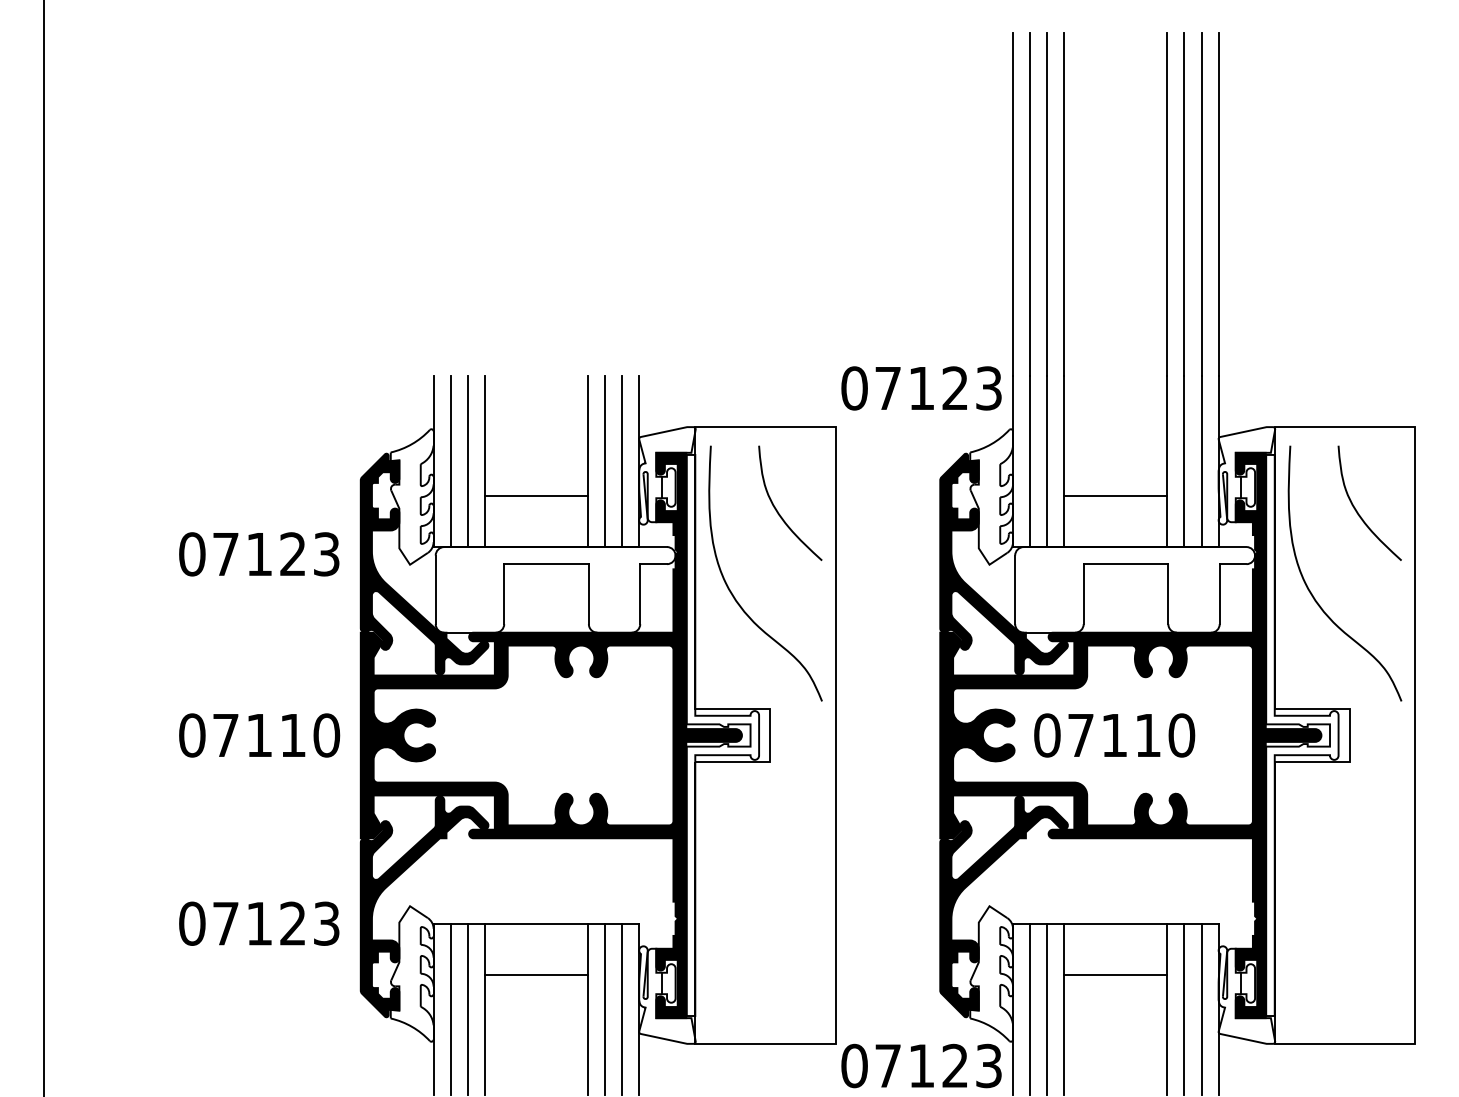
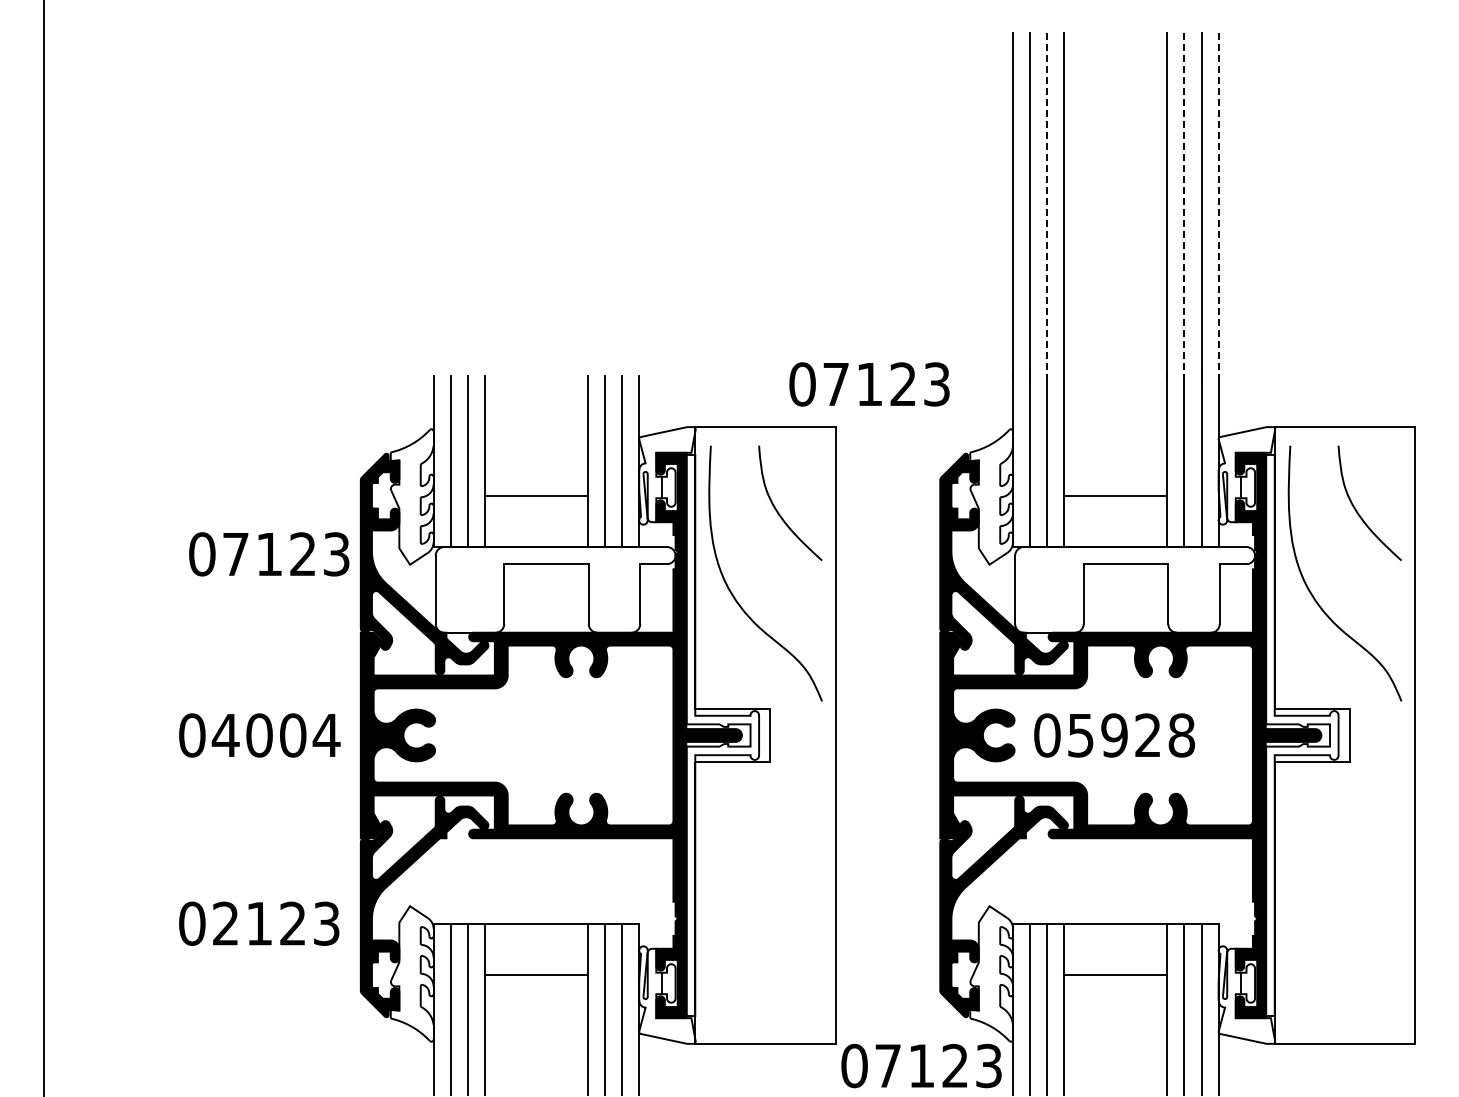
line: solid -> dashed (1047, 204)
line: solid -> dashed (1184, 204)
line: solid -> dashed (1218, 204)
text position: (921, 388) -> (869, 384) (869, 384)
text position: (259, 554) -> (269, 554) (269, 554)
text: 07110 -> 04004 (275, 735)
text: 07110 -> 05928 (1131, 735)
text: 07123 -> 02123 (225, 923)
